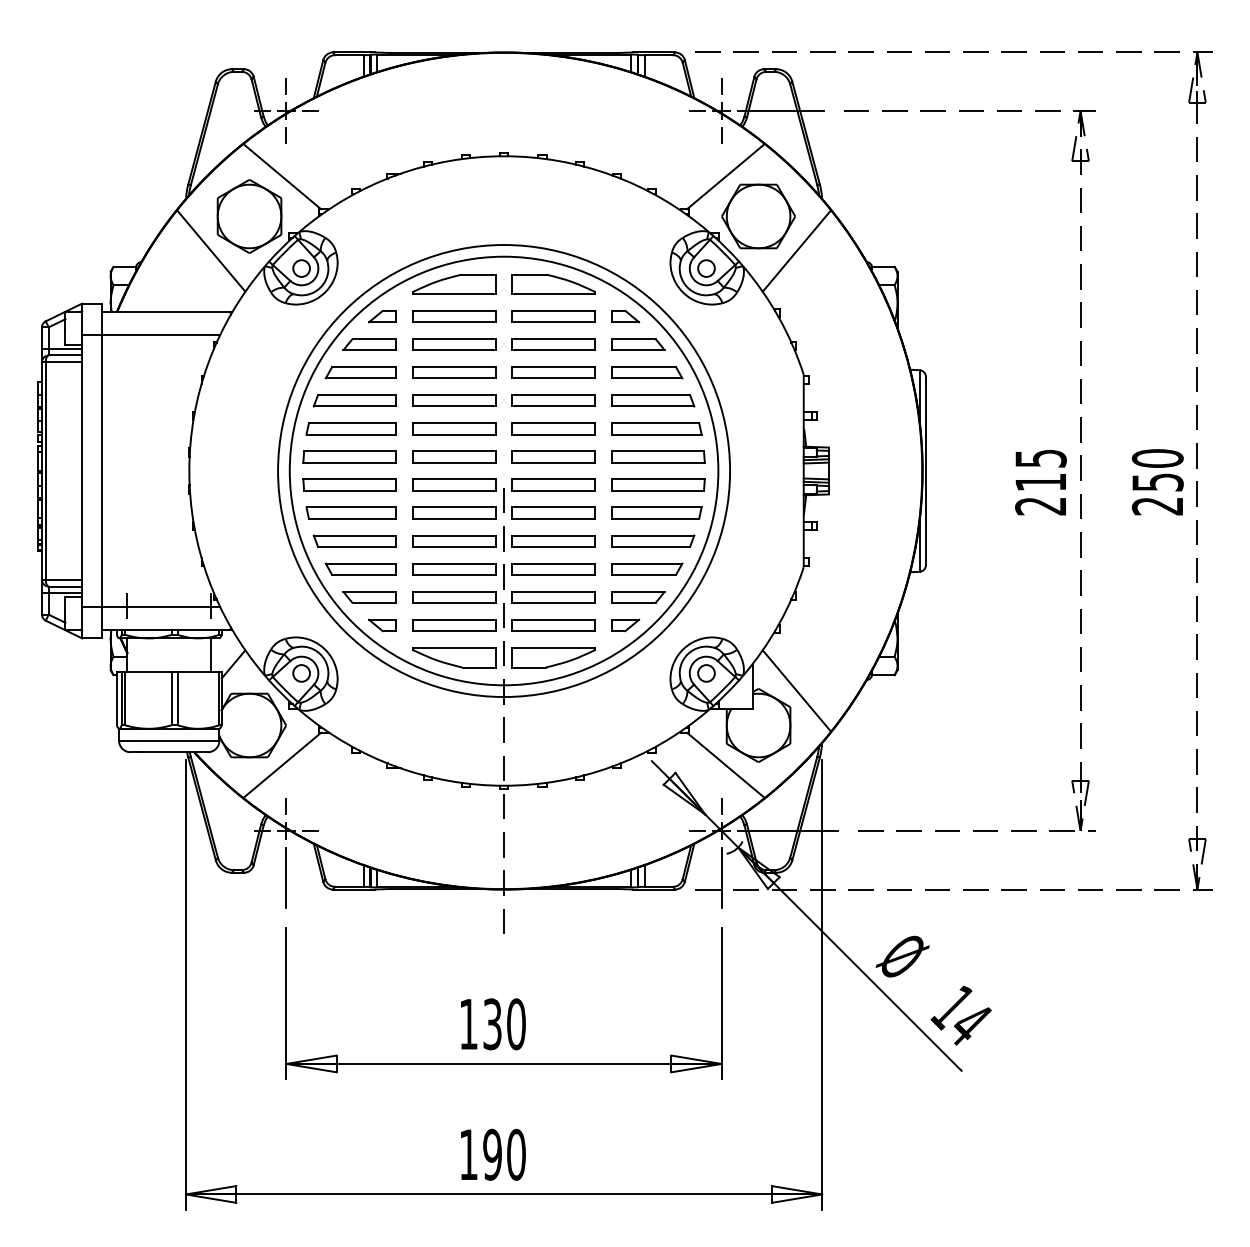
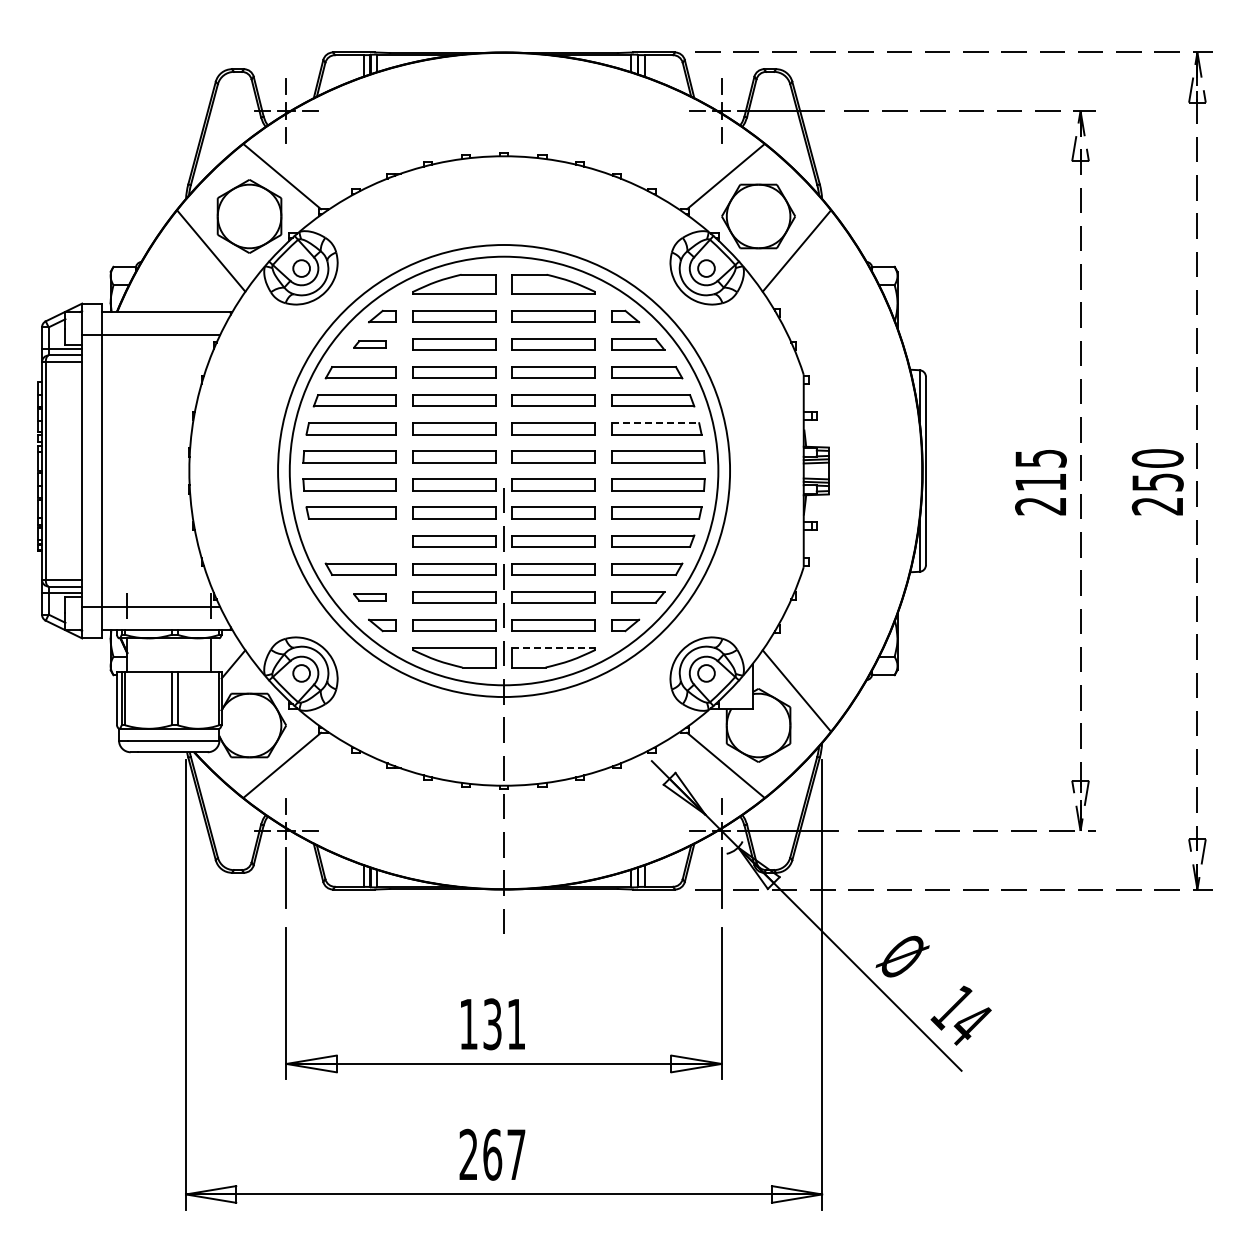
part size: 55x13 px -> 34x9 px (369, 344)
line: solid -> dashed (655, 423)
part: present -> none (354, 540)
part size: 55x13 px -> 34x9 px (369, 597)
line: solid -> dashed (554, 647)
text: 130 -> 131 (516, 1024)
text: 190 -> 267 (492, 1154)
